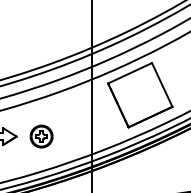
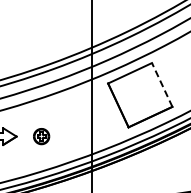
line: solid -> dashed (162, 84)
part size: 25x25 px -> 18x18 px (41, 136)
